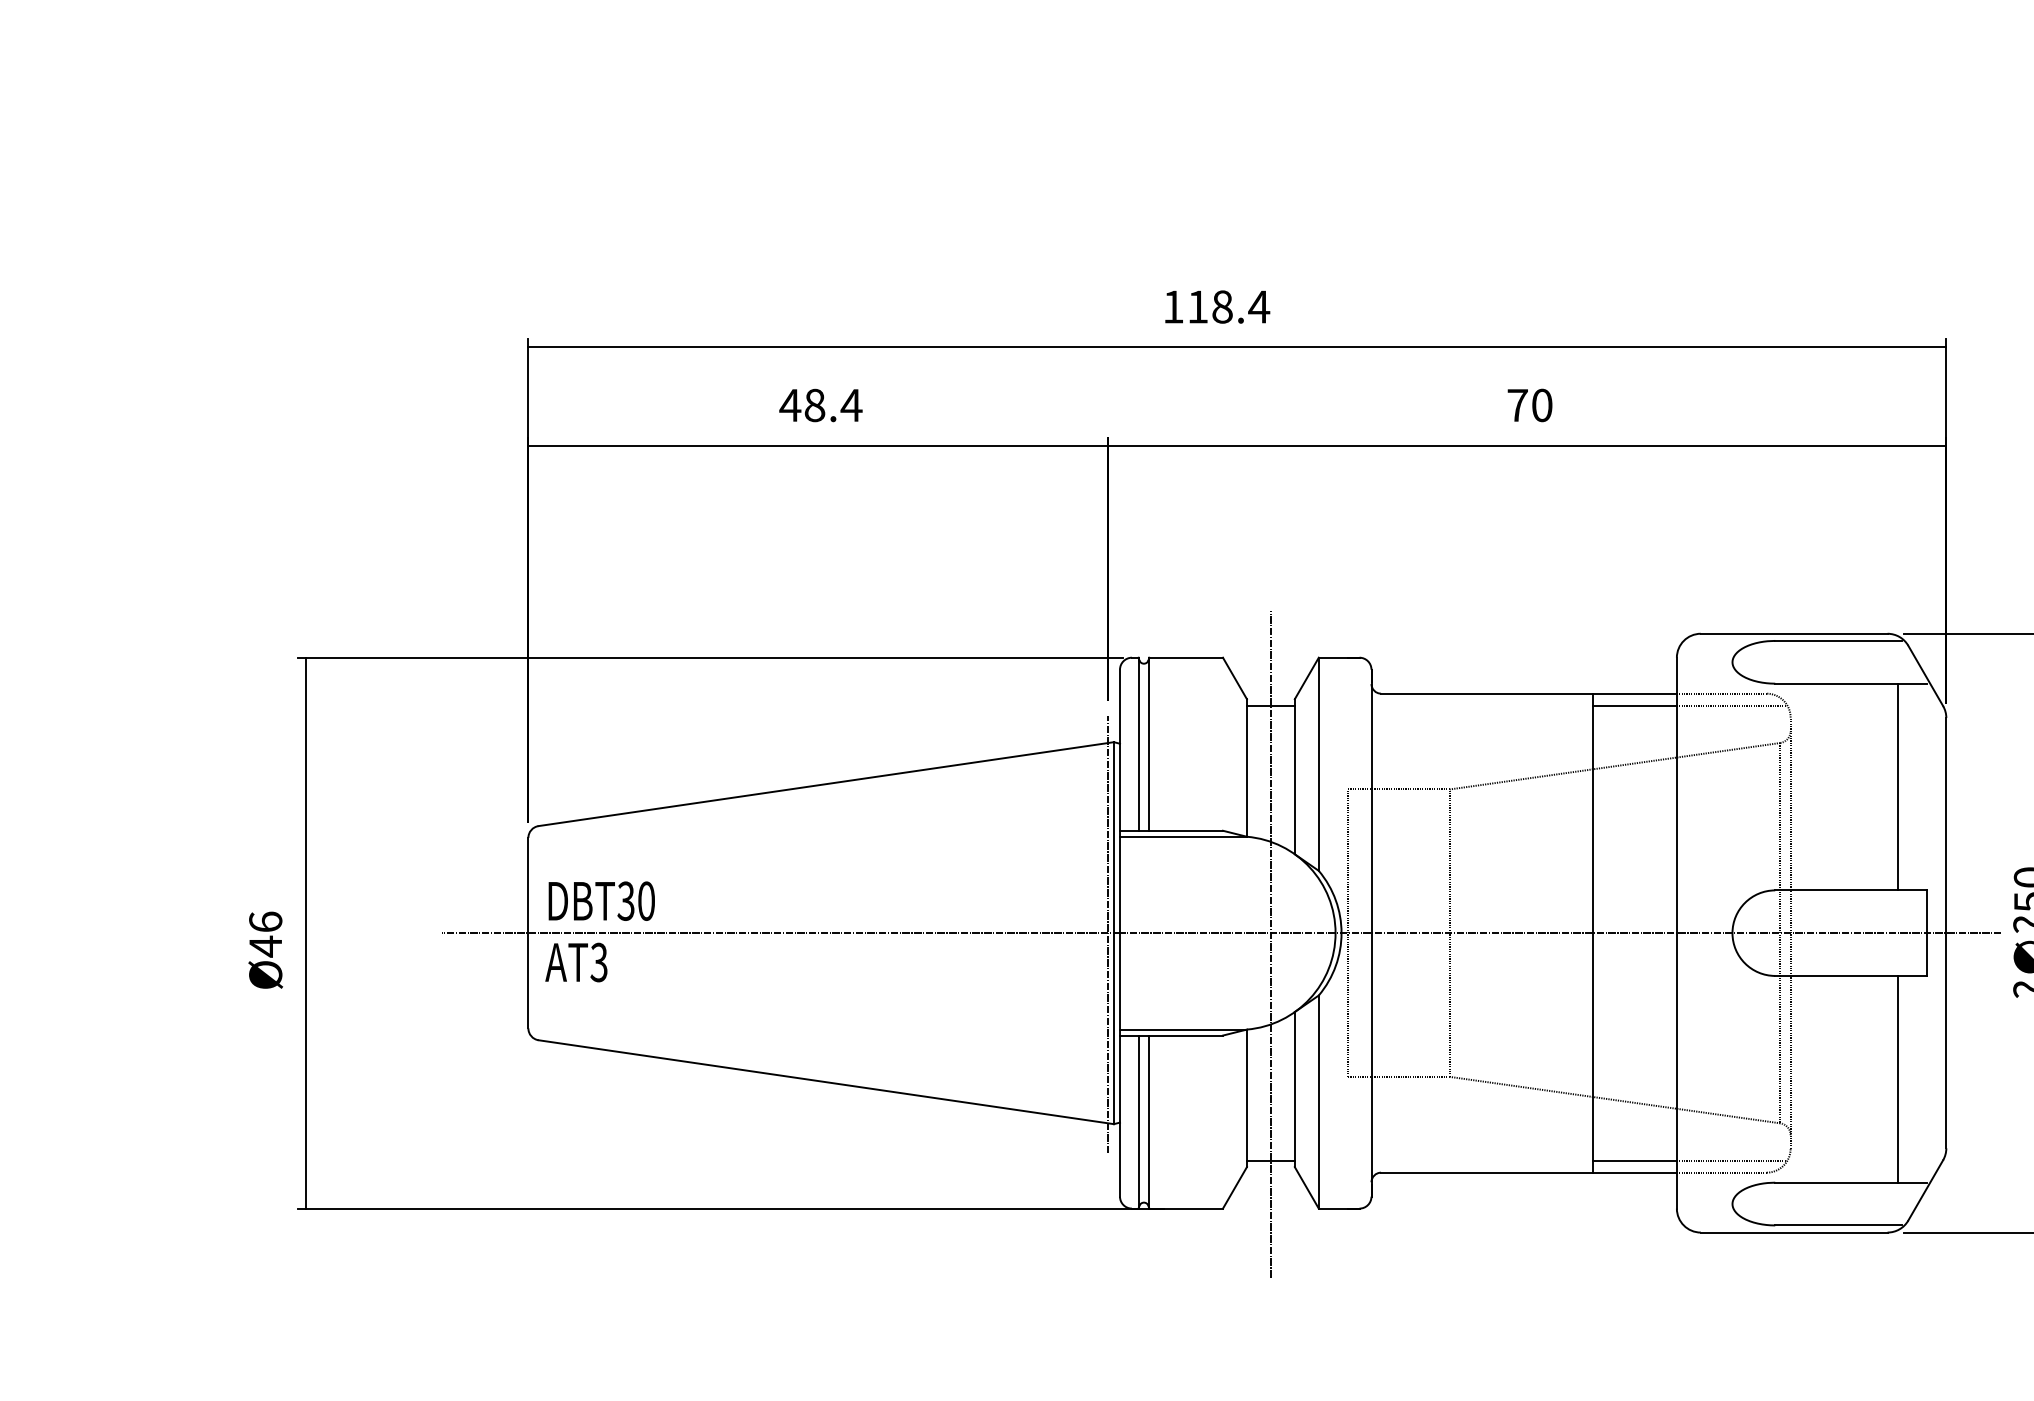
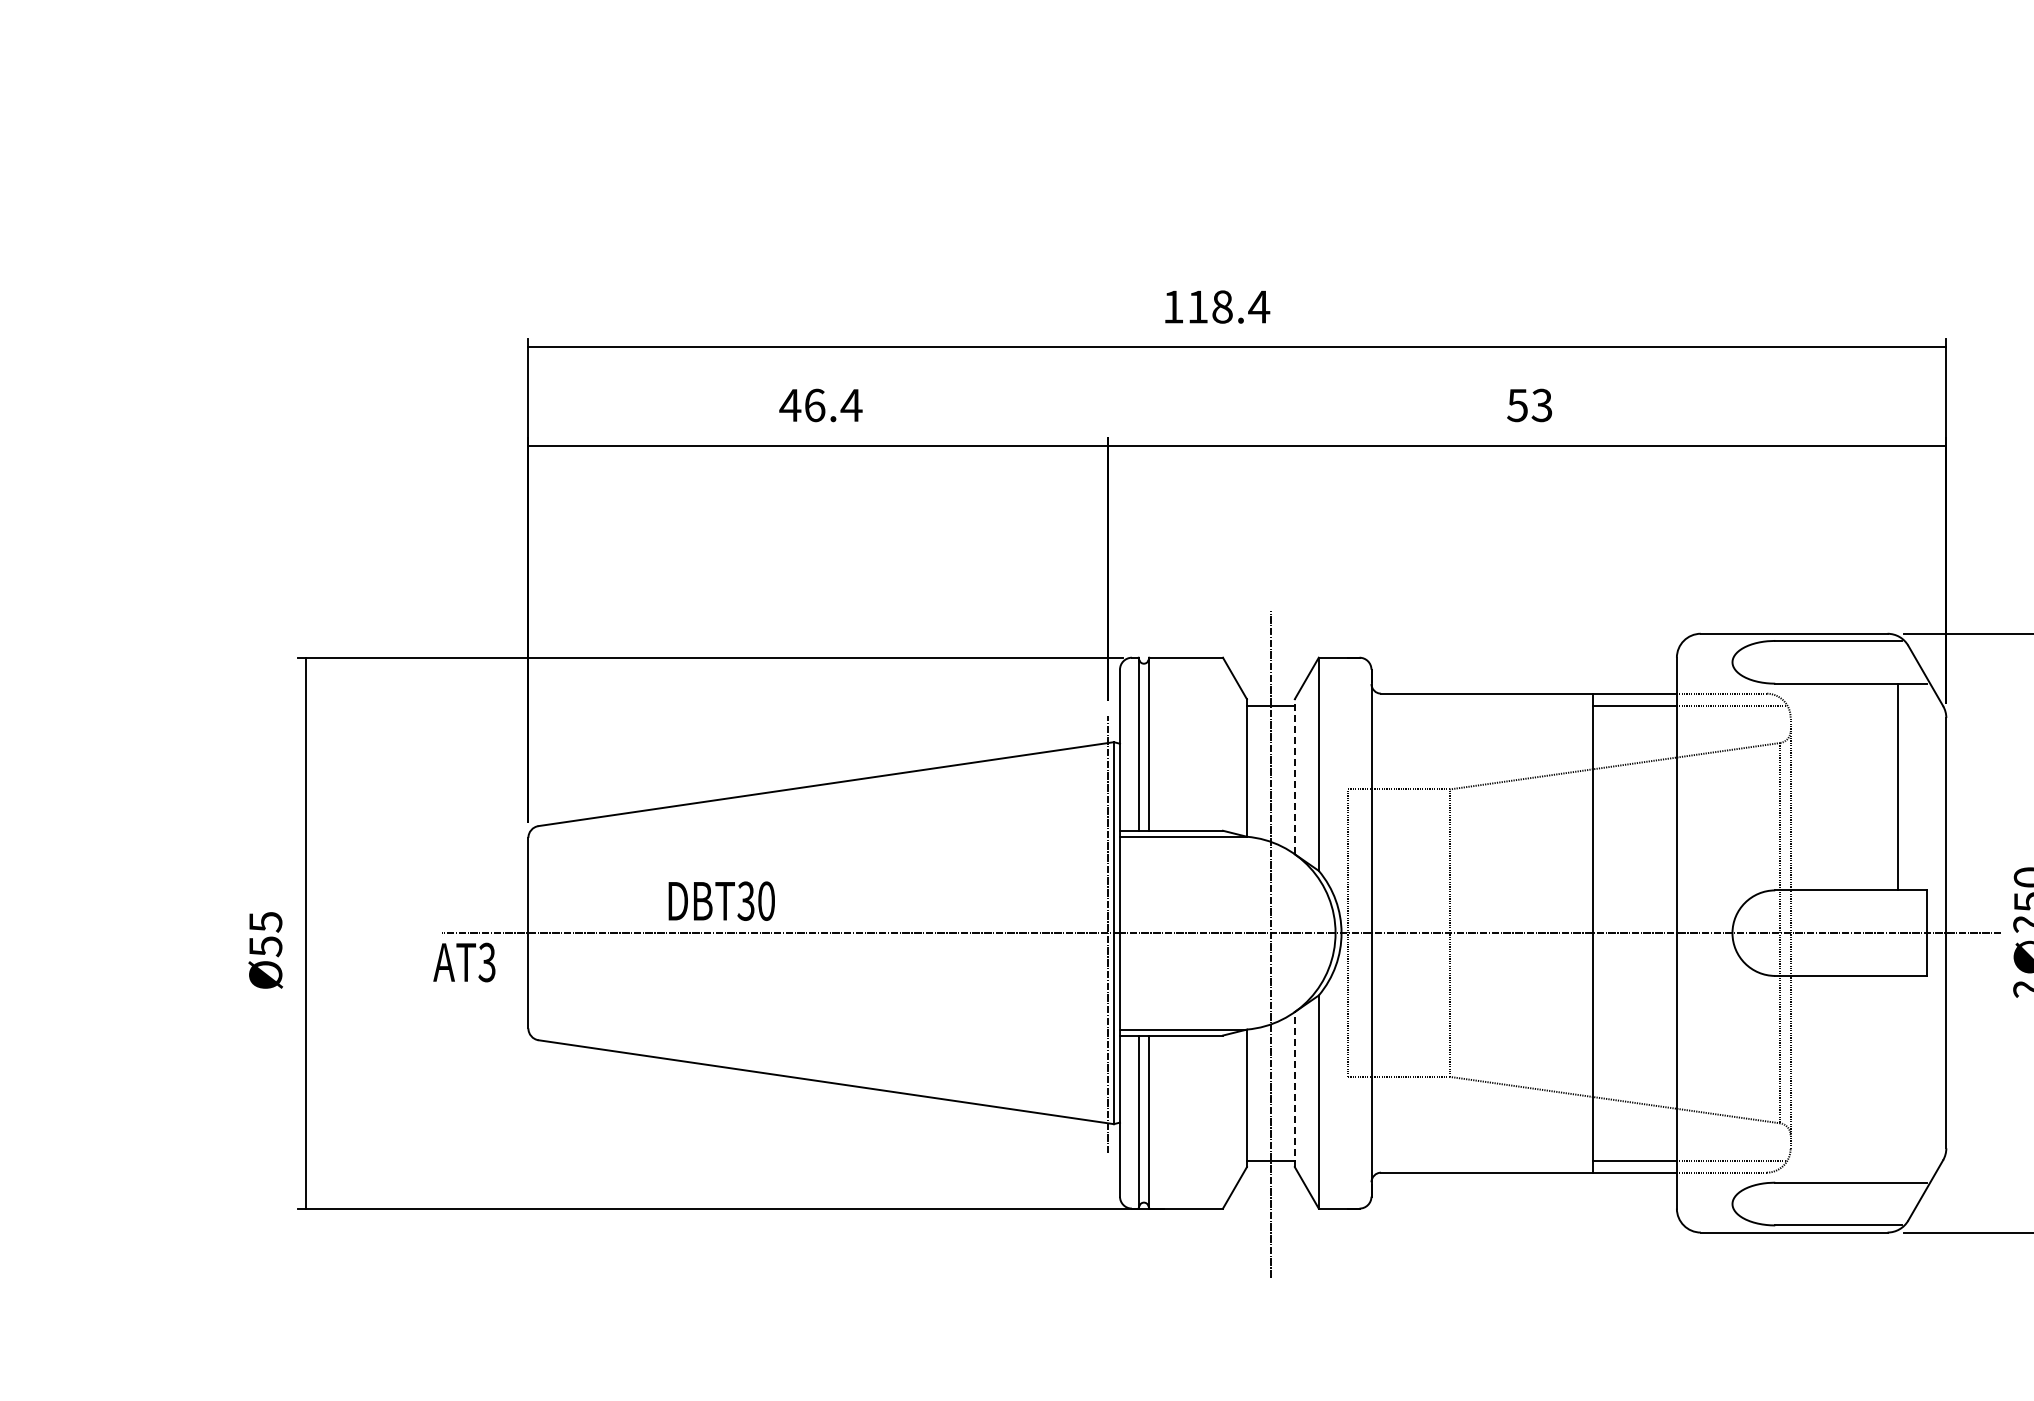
text: 48.4 -> 46.4 (814, 405)
text: 70 -> 53 (1529, 405)
line: solid -> dashed (1294, 776)
text position: (601, 900) -> (721, 900) (721, 900)
text: Ø46 -> Ø55 (265, 934)
text position: (576, 962) -> (464, 962) (464, 962)
line: present -> none (1897, 1078)
line: solid -> dashed (1294, 1089)
